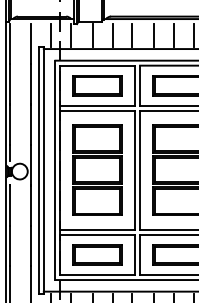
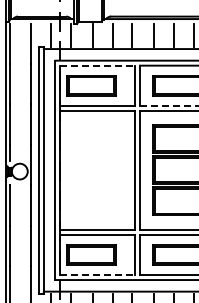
line: solid -> dashed (98, 65)
part position: (97, 85) -> (91, 85) (91, 85)
line: solid -> dashed (169, 105)
part: present -> none (97, 169)
part position: (97, 254) -> (91, 254) (91, 254)
line: solid -> dashed (98, 275)
